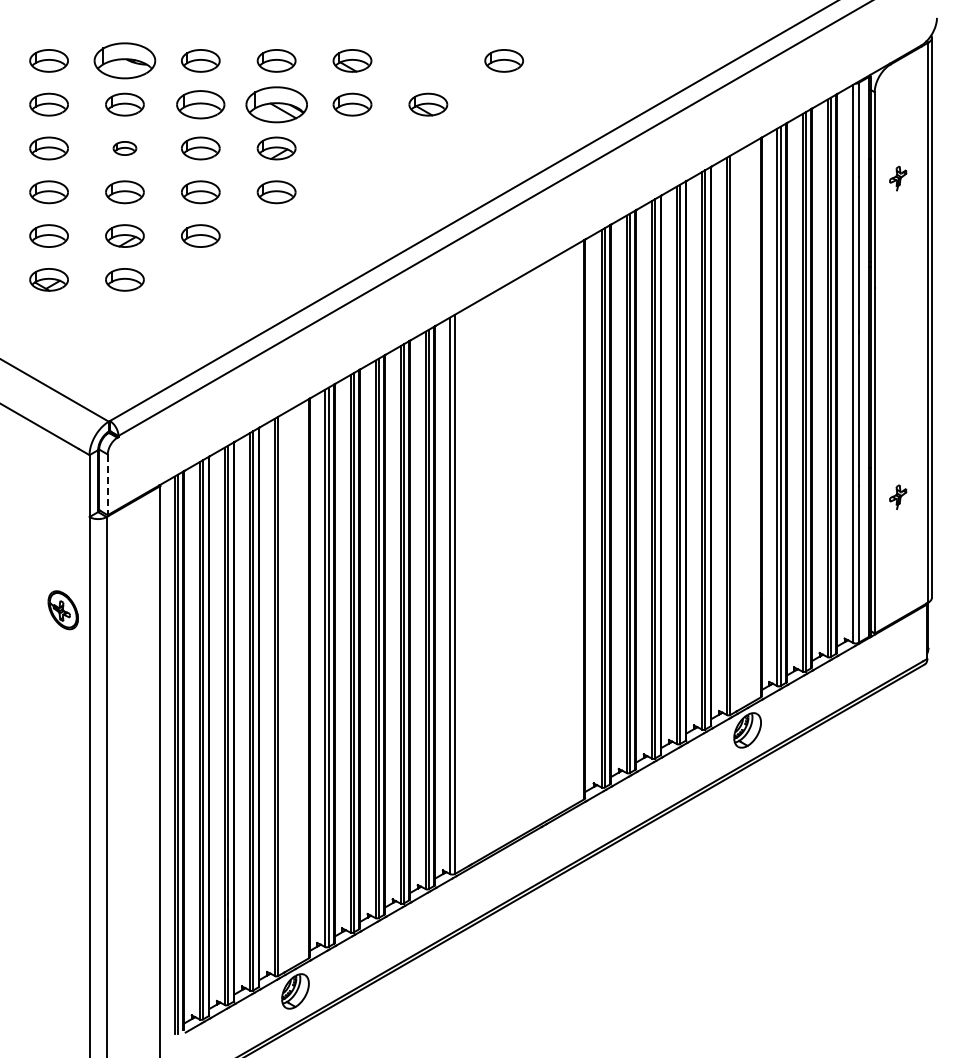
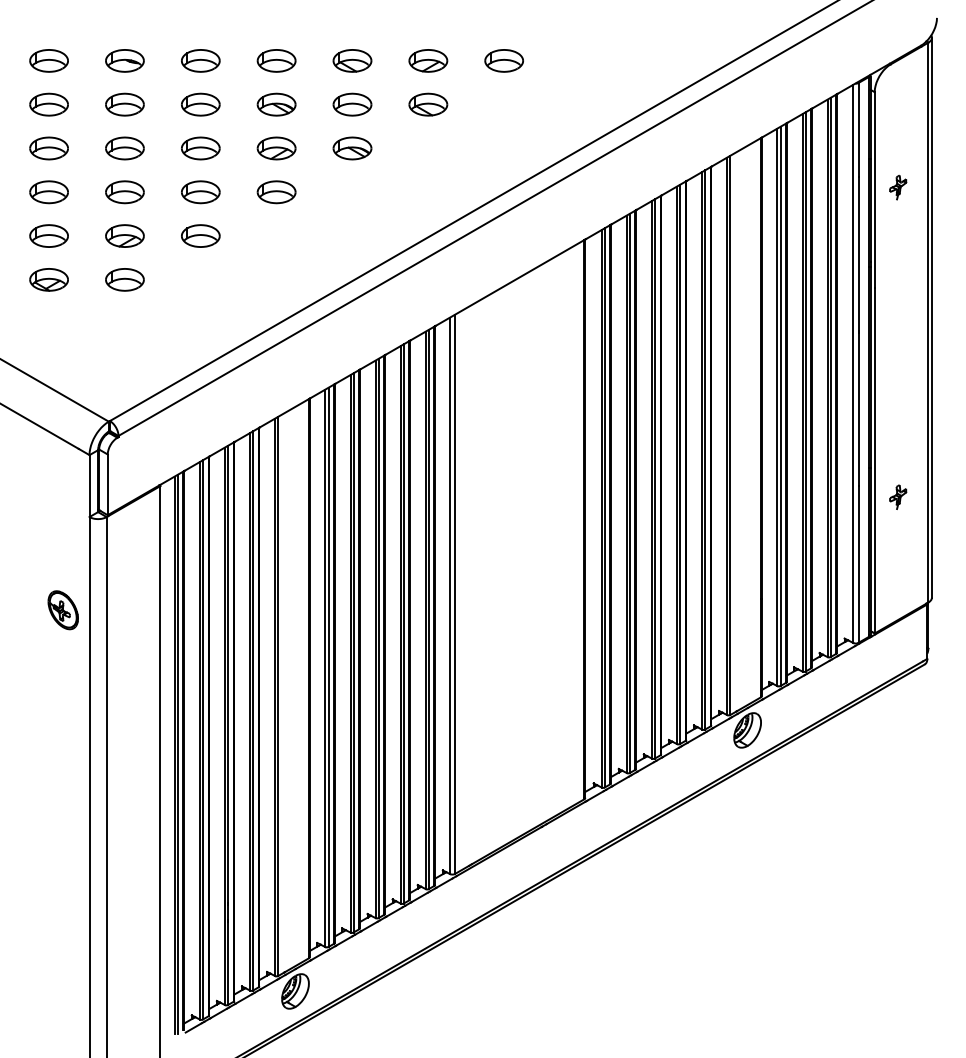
part size: 64x38 px -> 40x24 px (124, 60)
part: none -> present (428, 60)
part size: 50x30 px -> 40x25 px (200, 104)
part size: 63x38 px -> 41x25 px (276, 104)
part size: 26x15 px -> 40x25 px (124, 148)
part: none -> present (352, 148)
part position: (898, 178) -> (898, 187) (898, 187)
line: dashed -> solid (107, 485)
